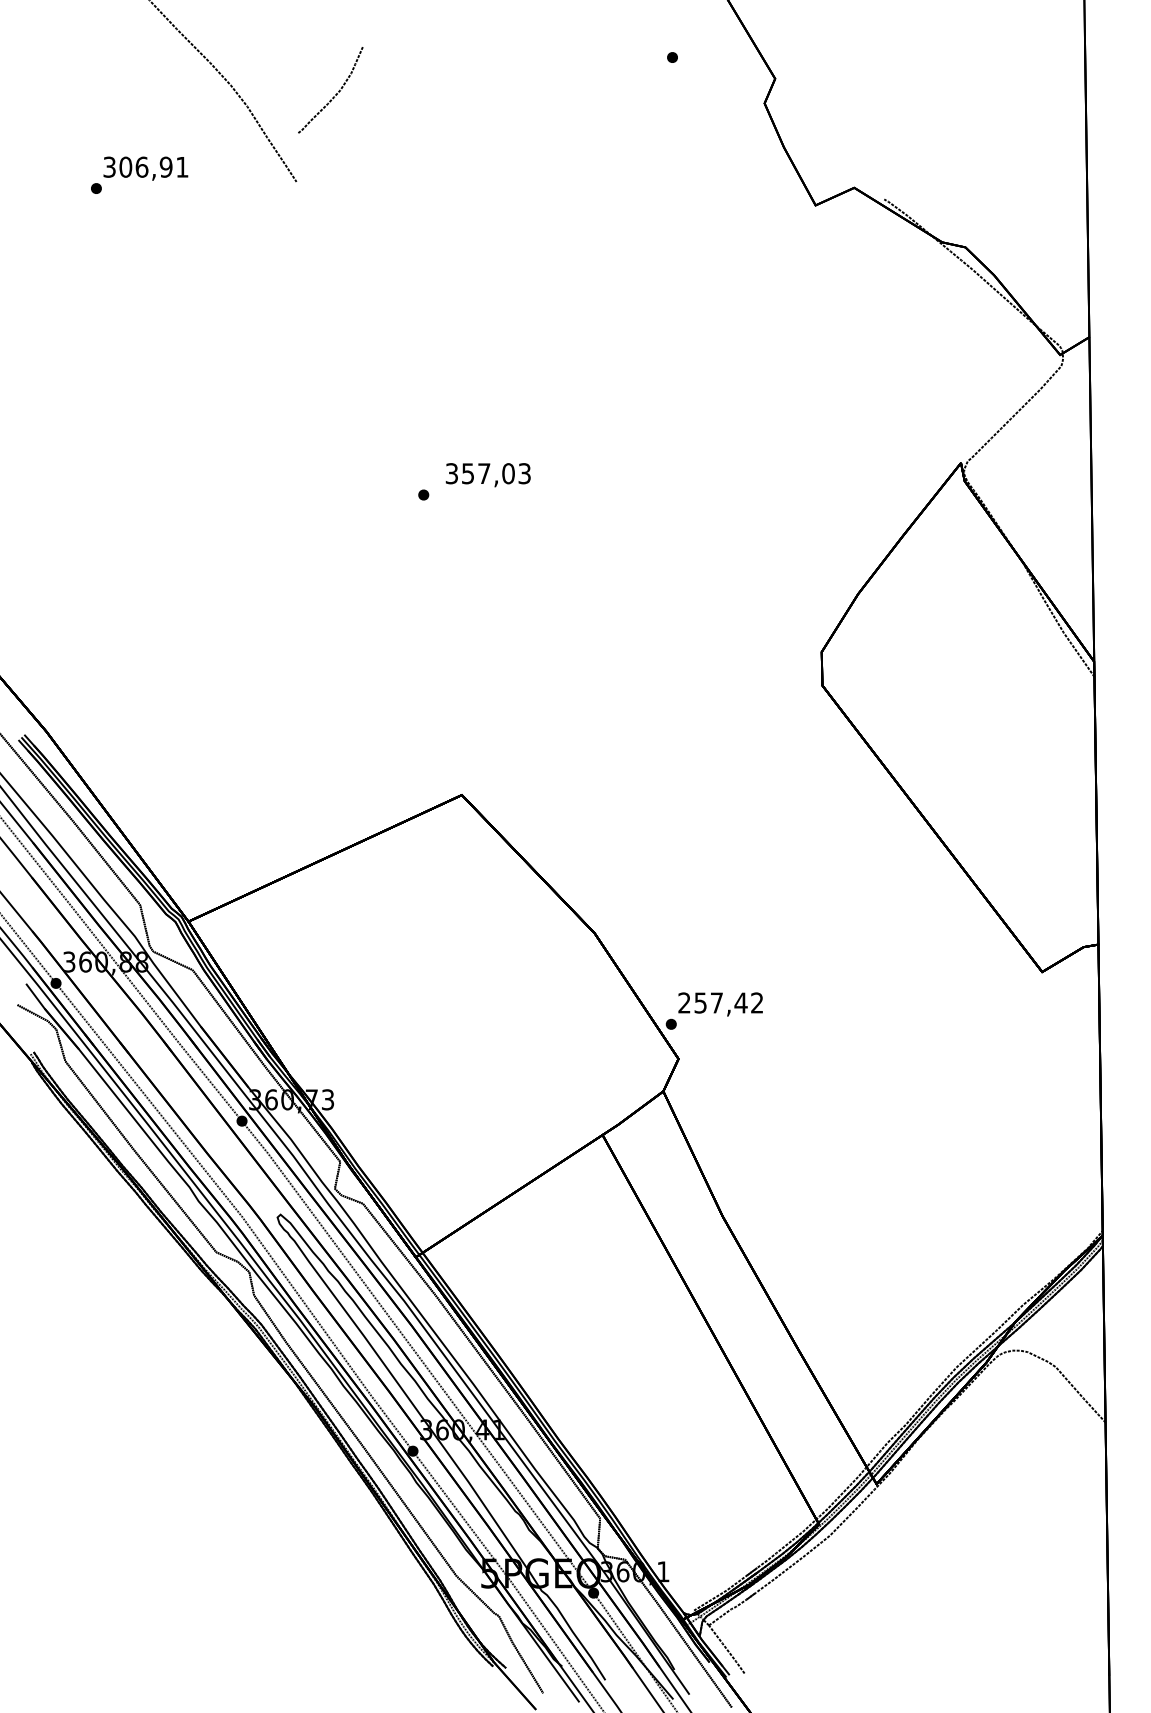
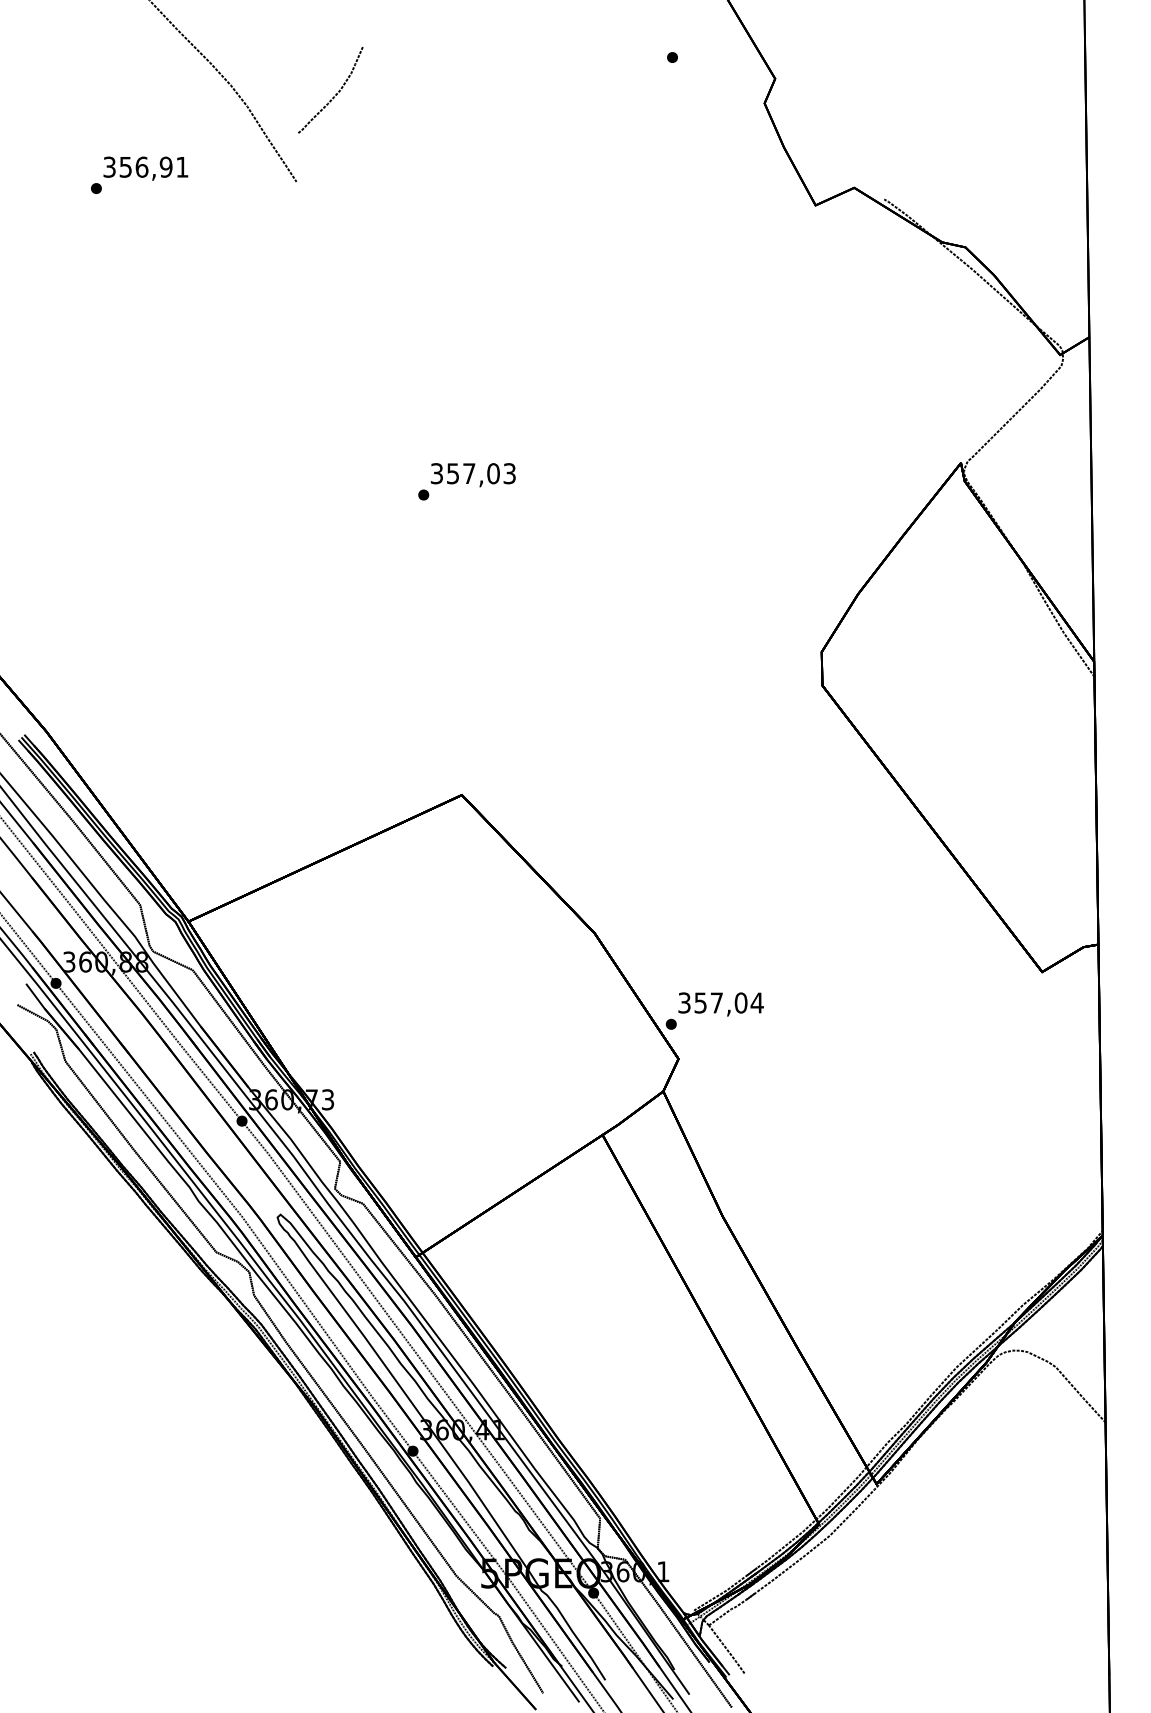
text: 306,91 -> 356,91 (125, 166)
text position: (487, 475) -> (472, 475) (472, 475)
text: 257,42 -> 357,04 (720, 1002)
